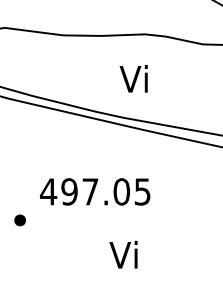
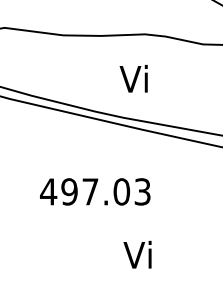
text: 497.05 -> 497.03 (142, 191)
part: present -> none (19, 220)
text position: (123, 254) -> (137, 254) (137, 254)
